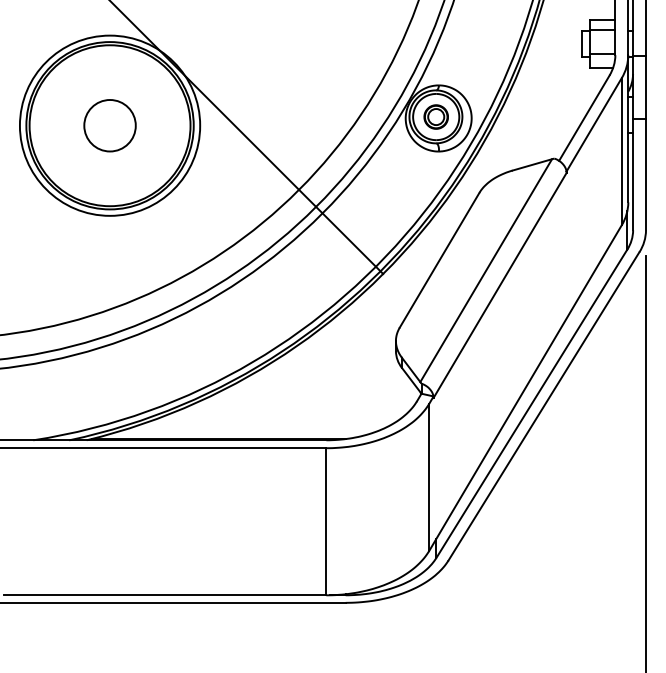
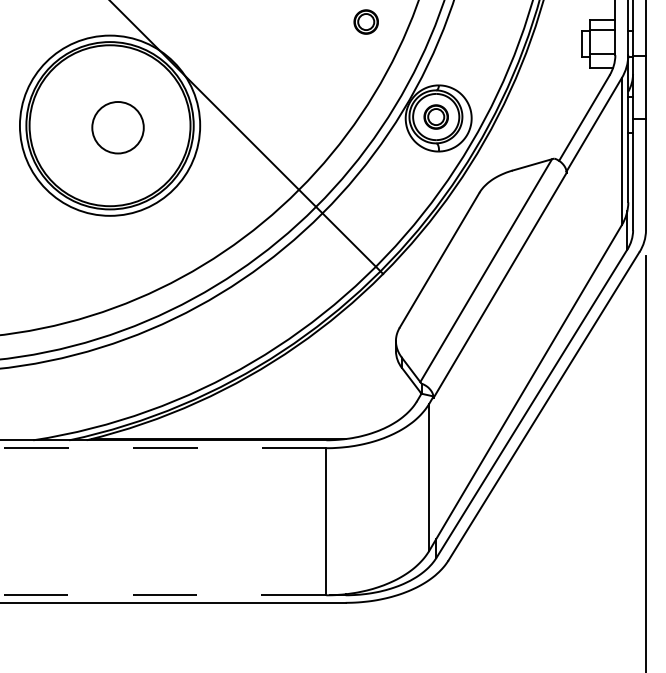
part: none -> present (365, 21)
circle position: (109, 125) -> (117, 127) (117, 127)
line: solid -> dashed (163, 448)
line: solid -> dashed (165, 595)
